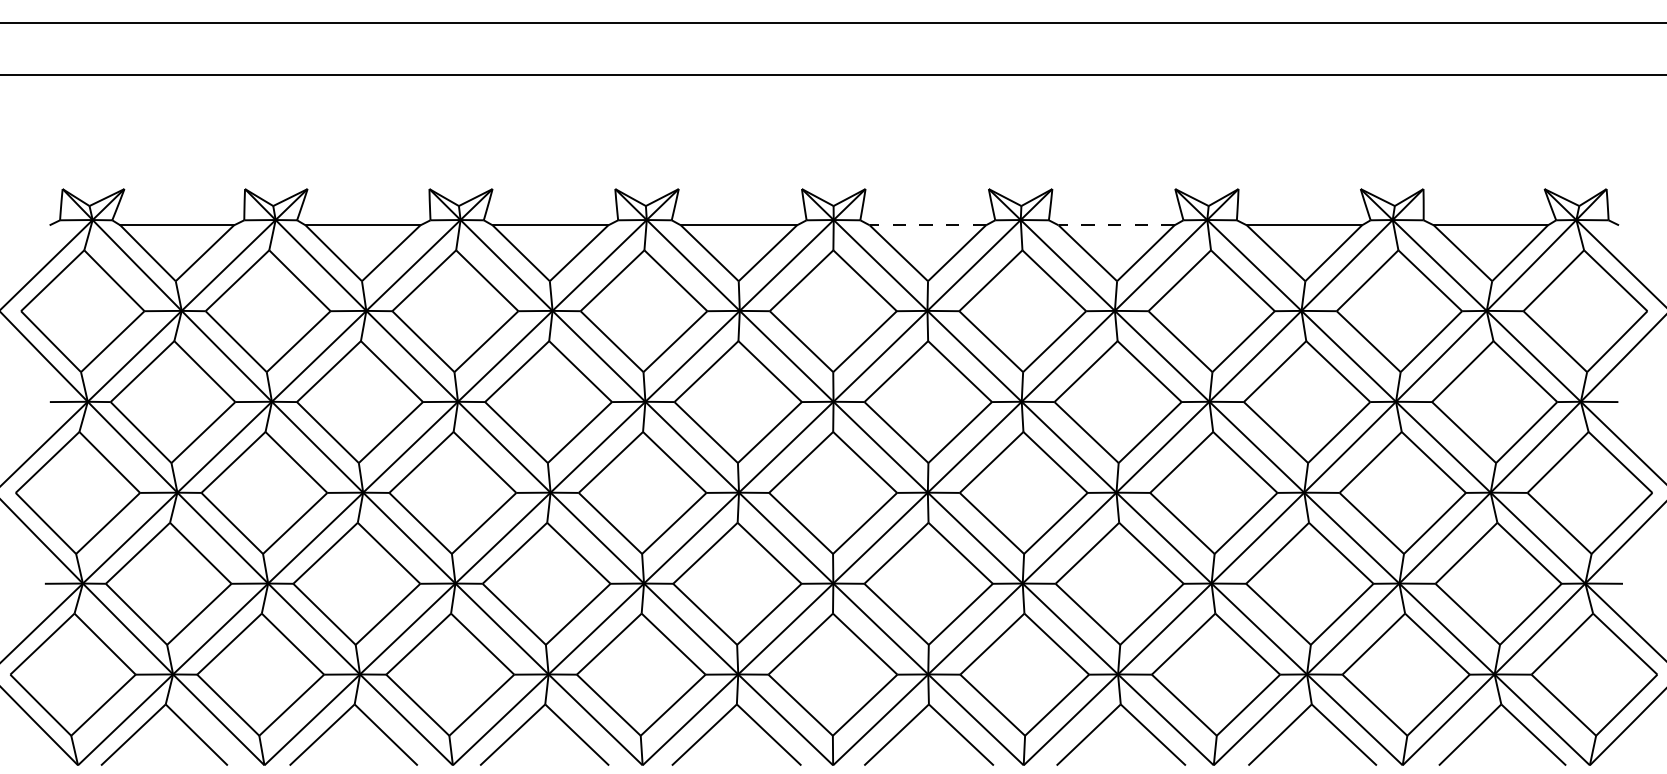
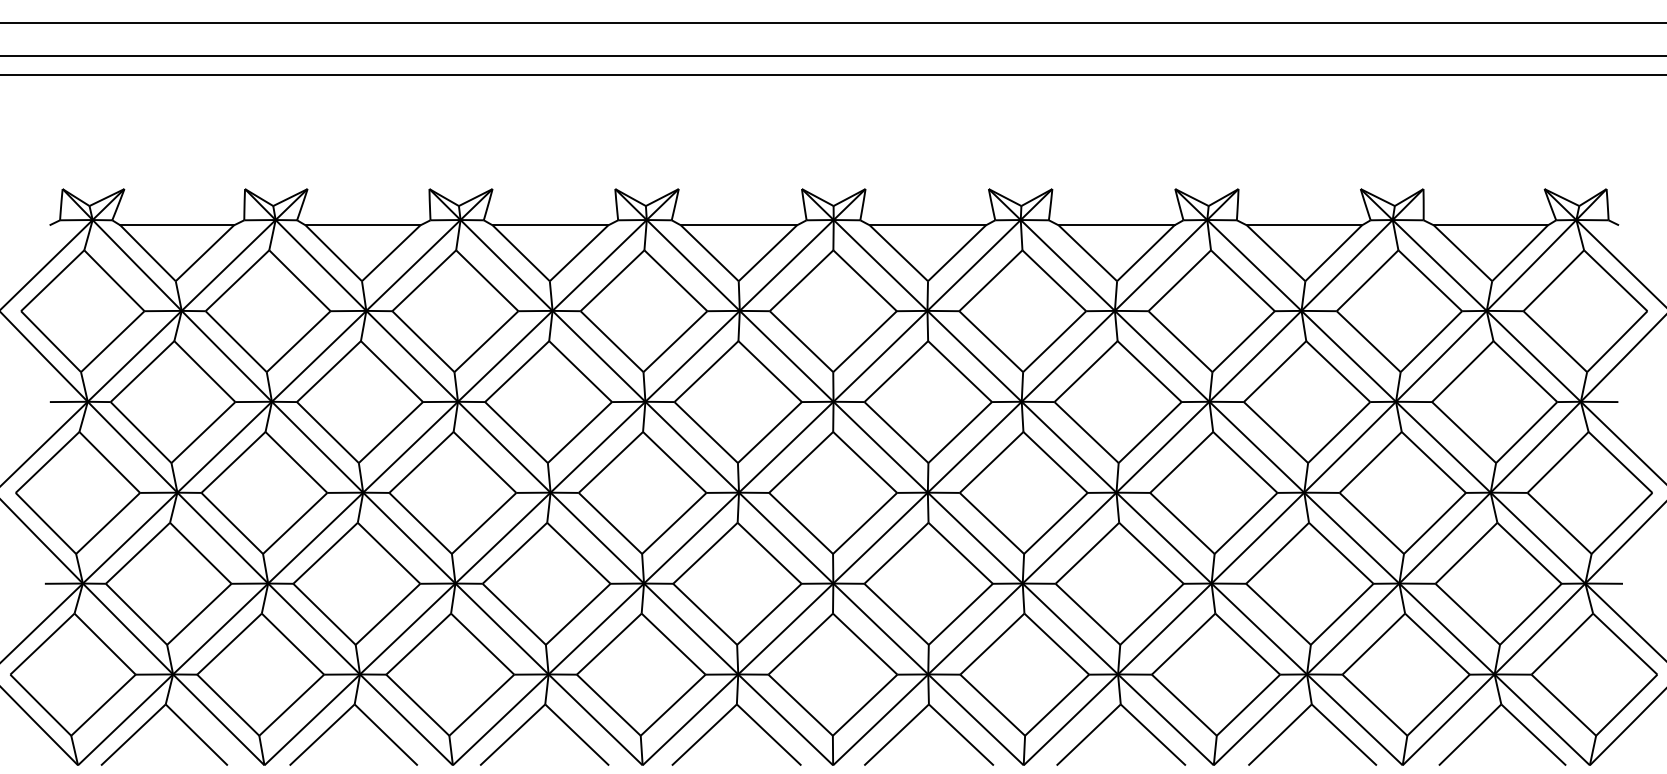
line: none -> present (832, 55)
line: dashed -> solid (927, 225)
line: dashed -> solid (1116, 225)
